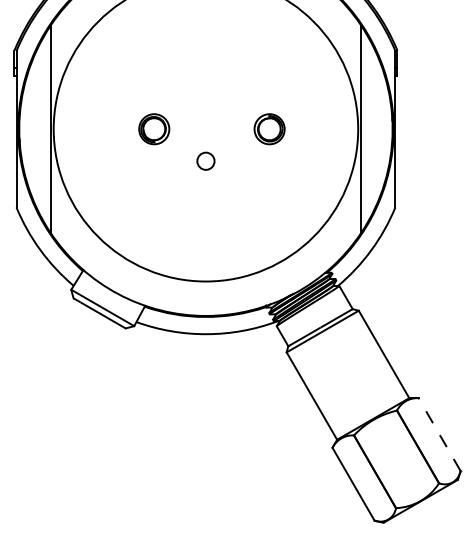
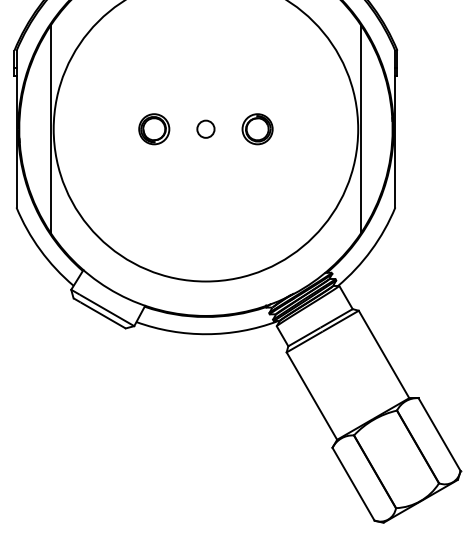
part position: (269, 129) -> (257, 129) (257, 129)
circle position: (205, 160) -> (205, 128) (205, 128)
line: dashed -> solid (439, 434)
